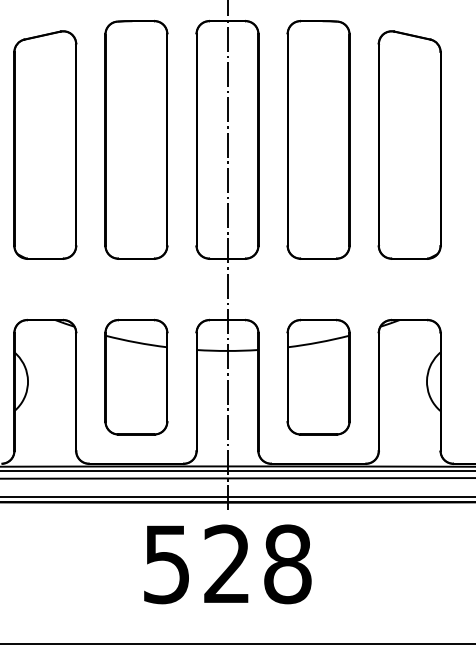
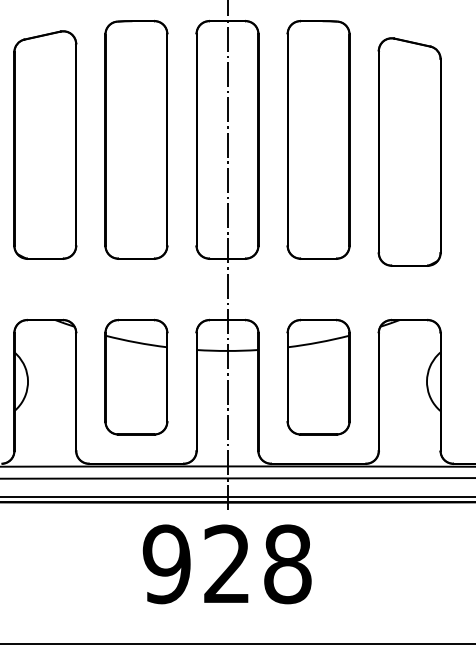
part position: (409, 144) -> (409, 151) (409, 151)
line: present -> none (237, 470)
text: 528 -> 928 (166, 564)
